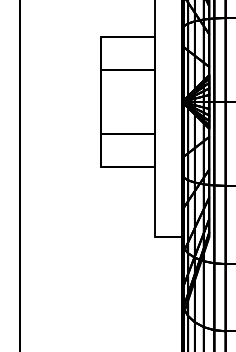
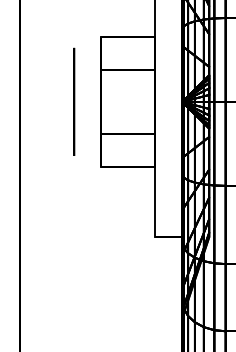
circle: none -> present (74, 101)
